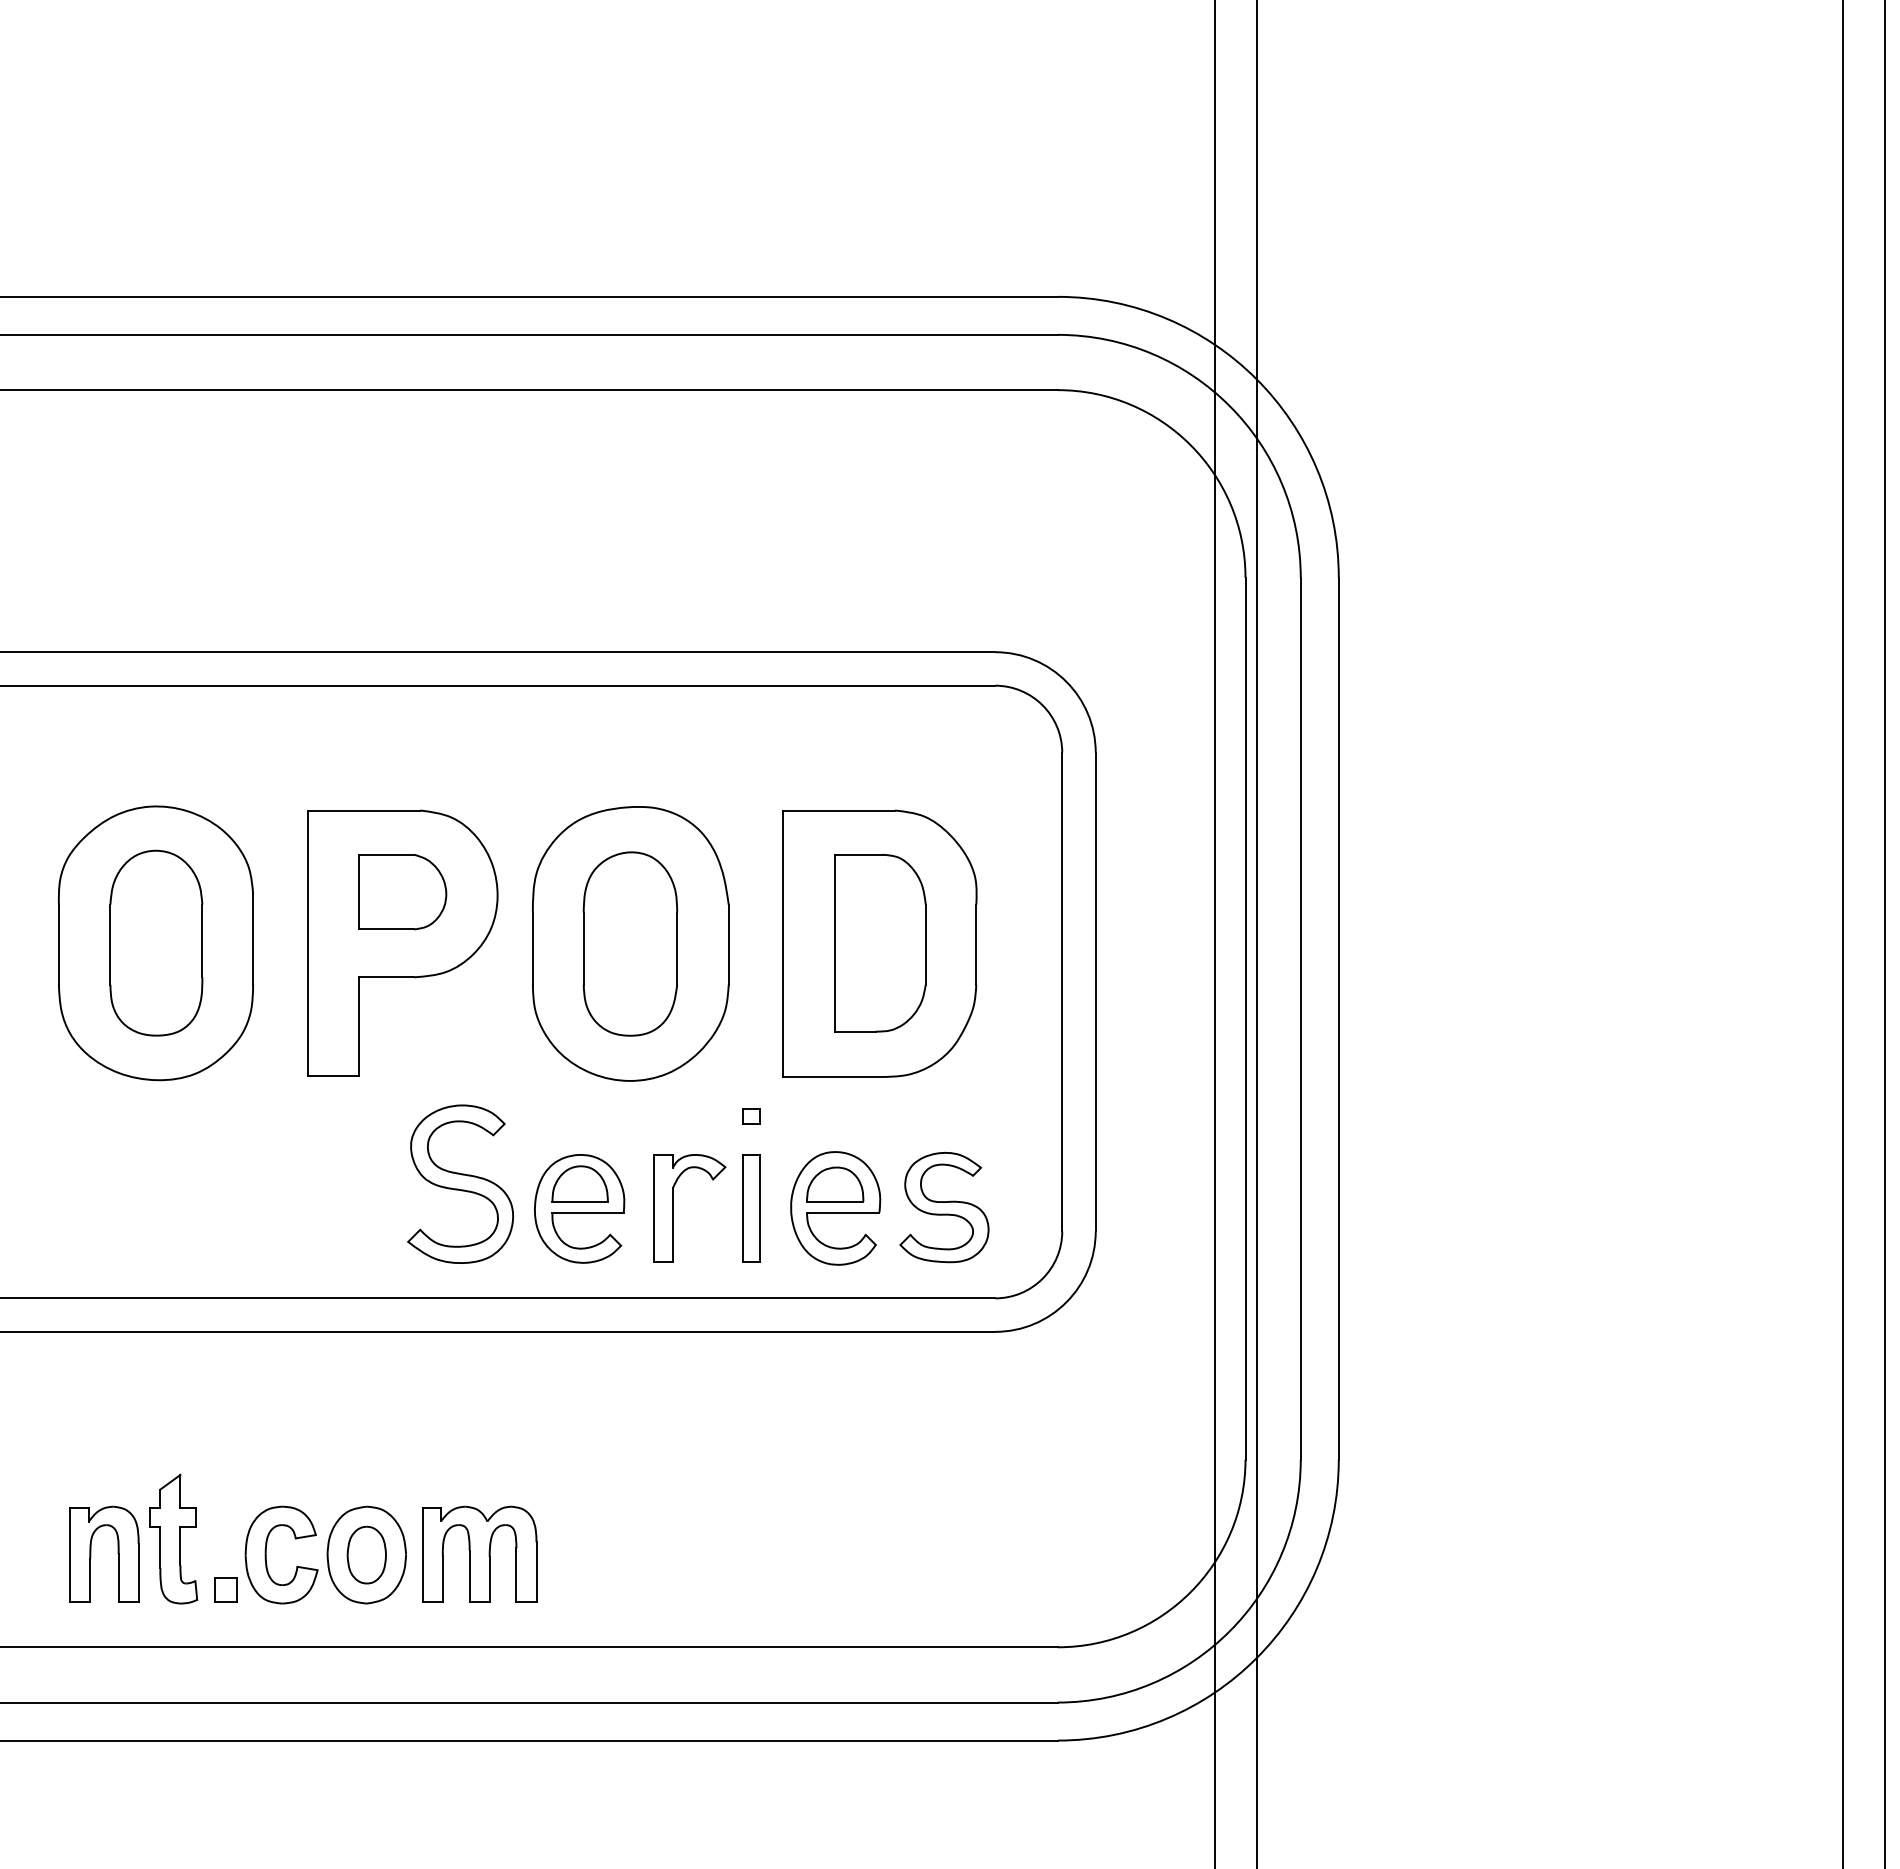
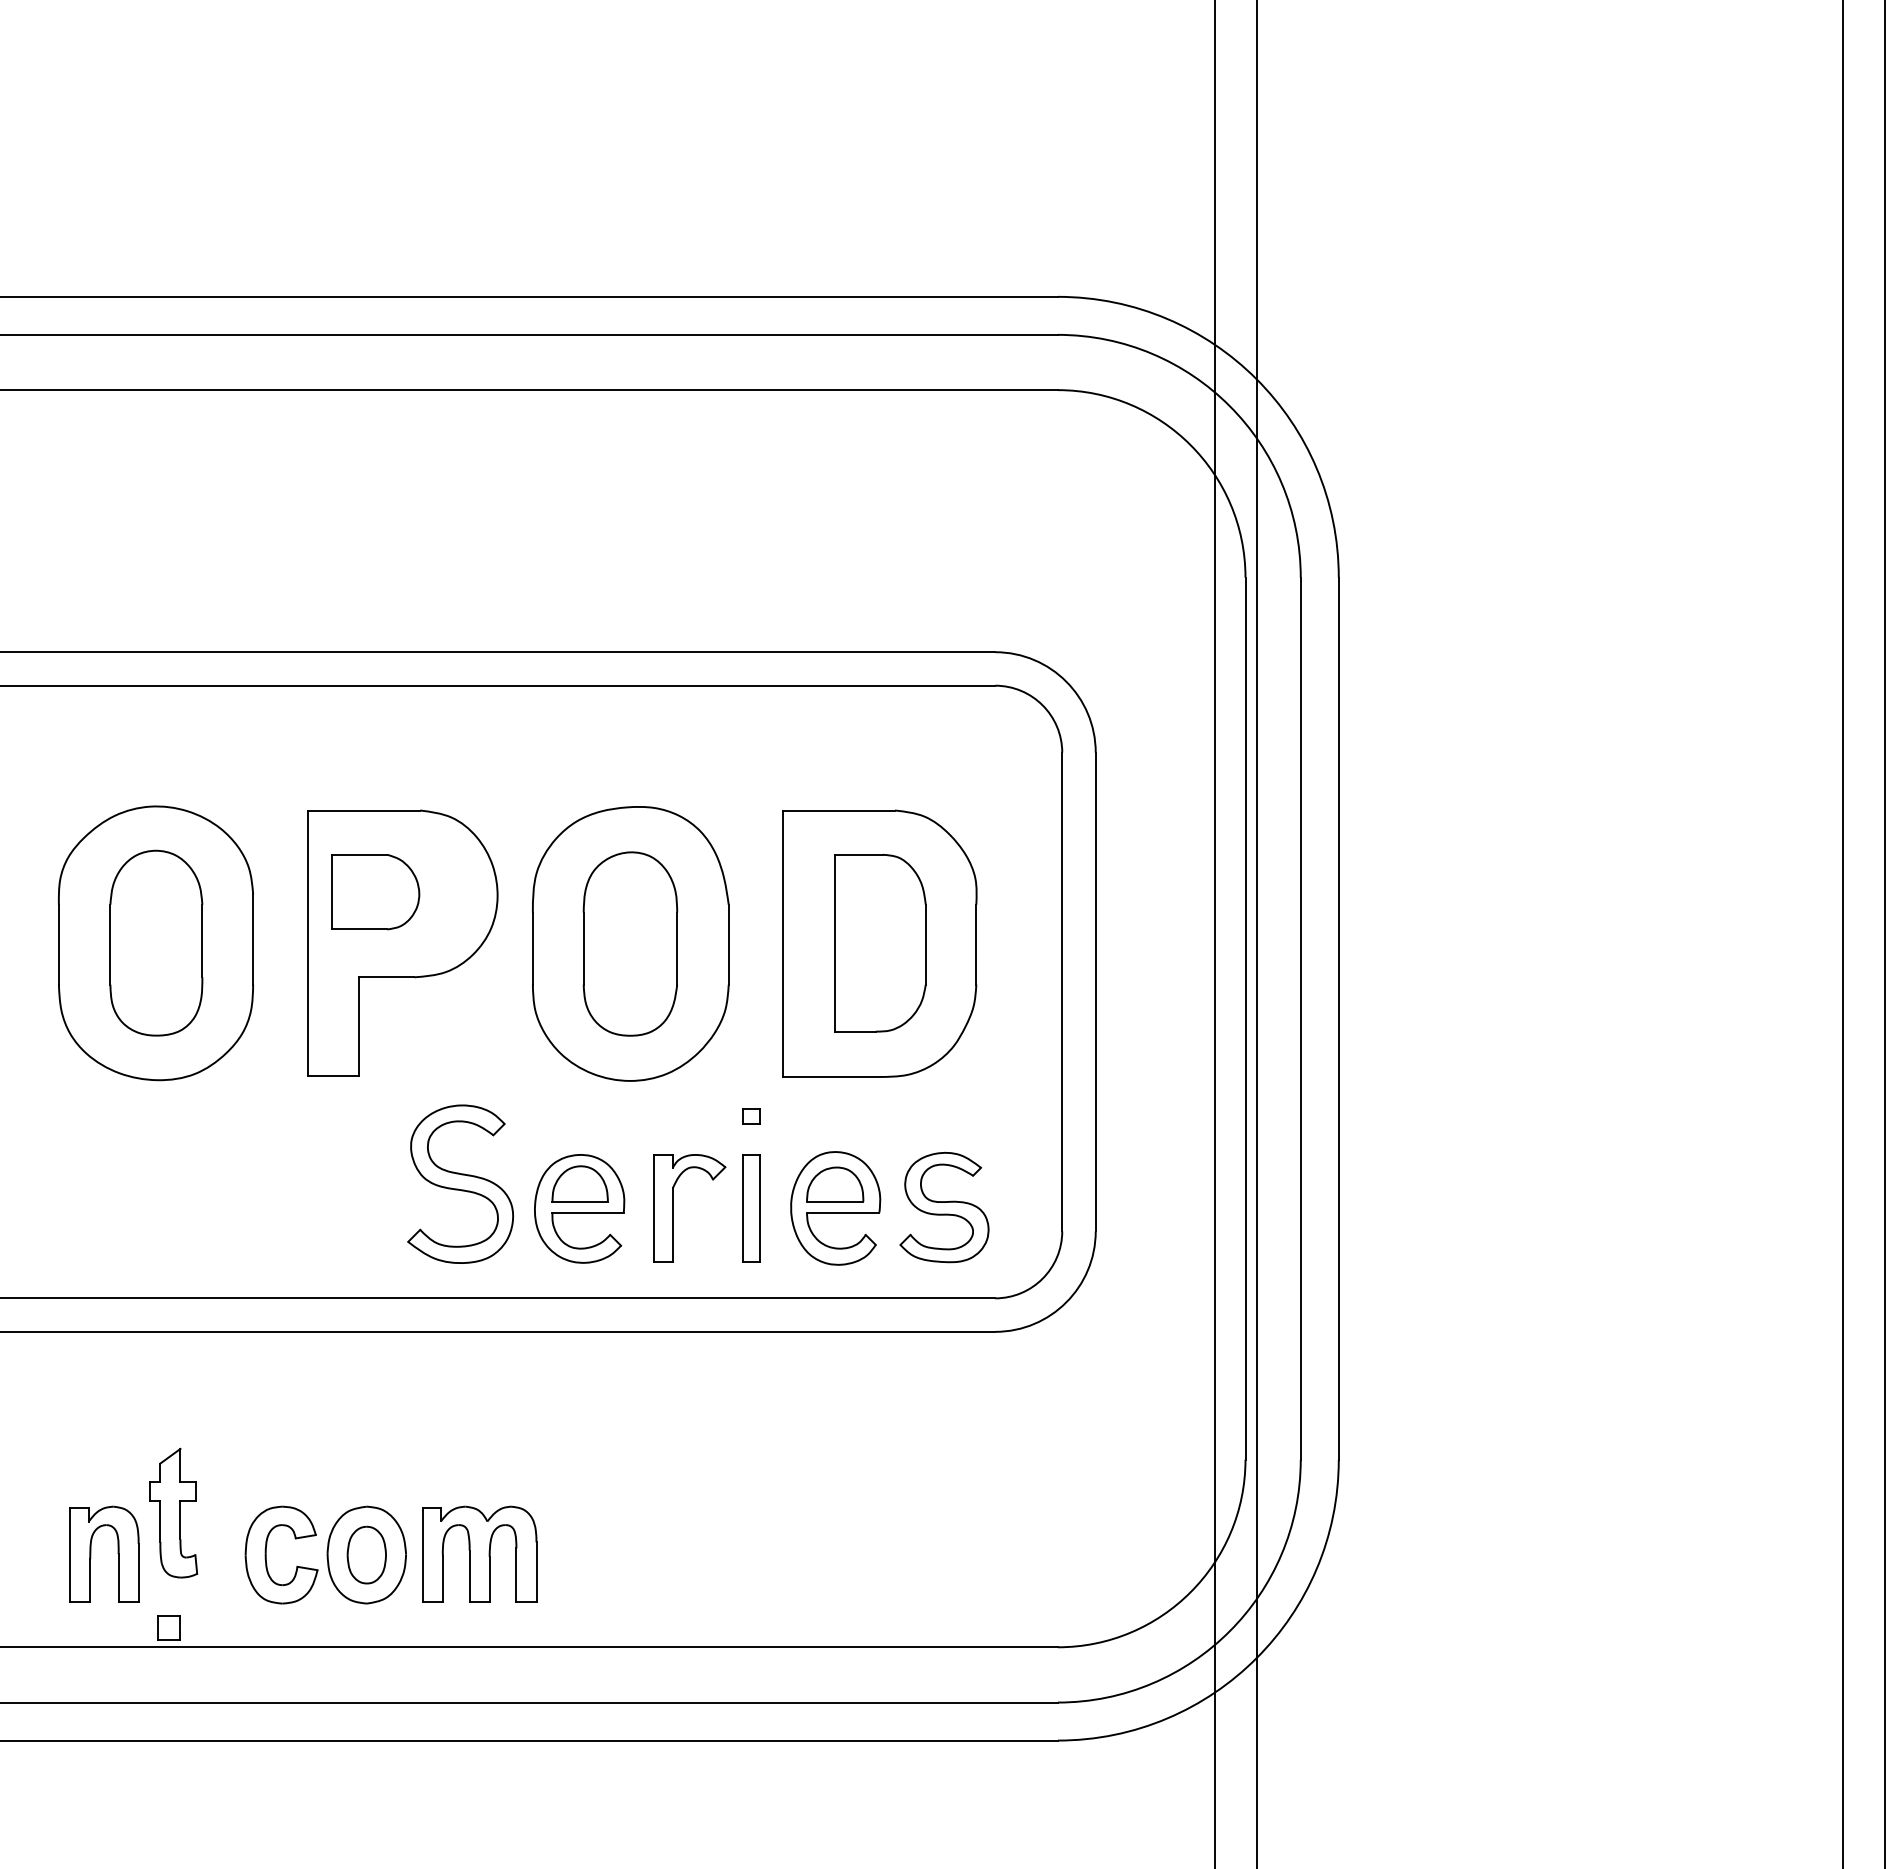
part position: (402, 892) -> (375, 892) (375, 892)
part position: (173, 1538) -> (173, 1512) (173, 1512)
part position: (225, 1589) -> (168, 1627) (168, 1627)
